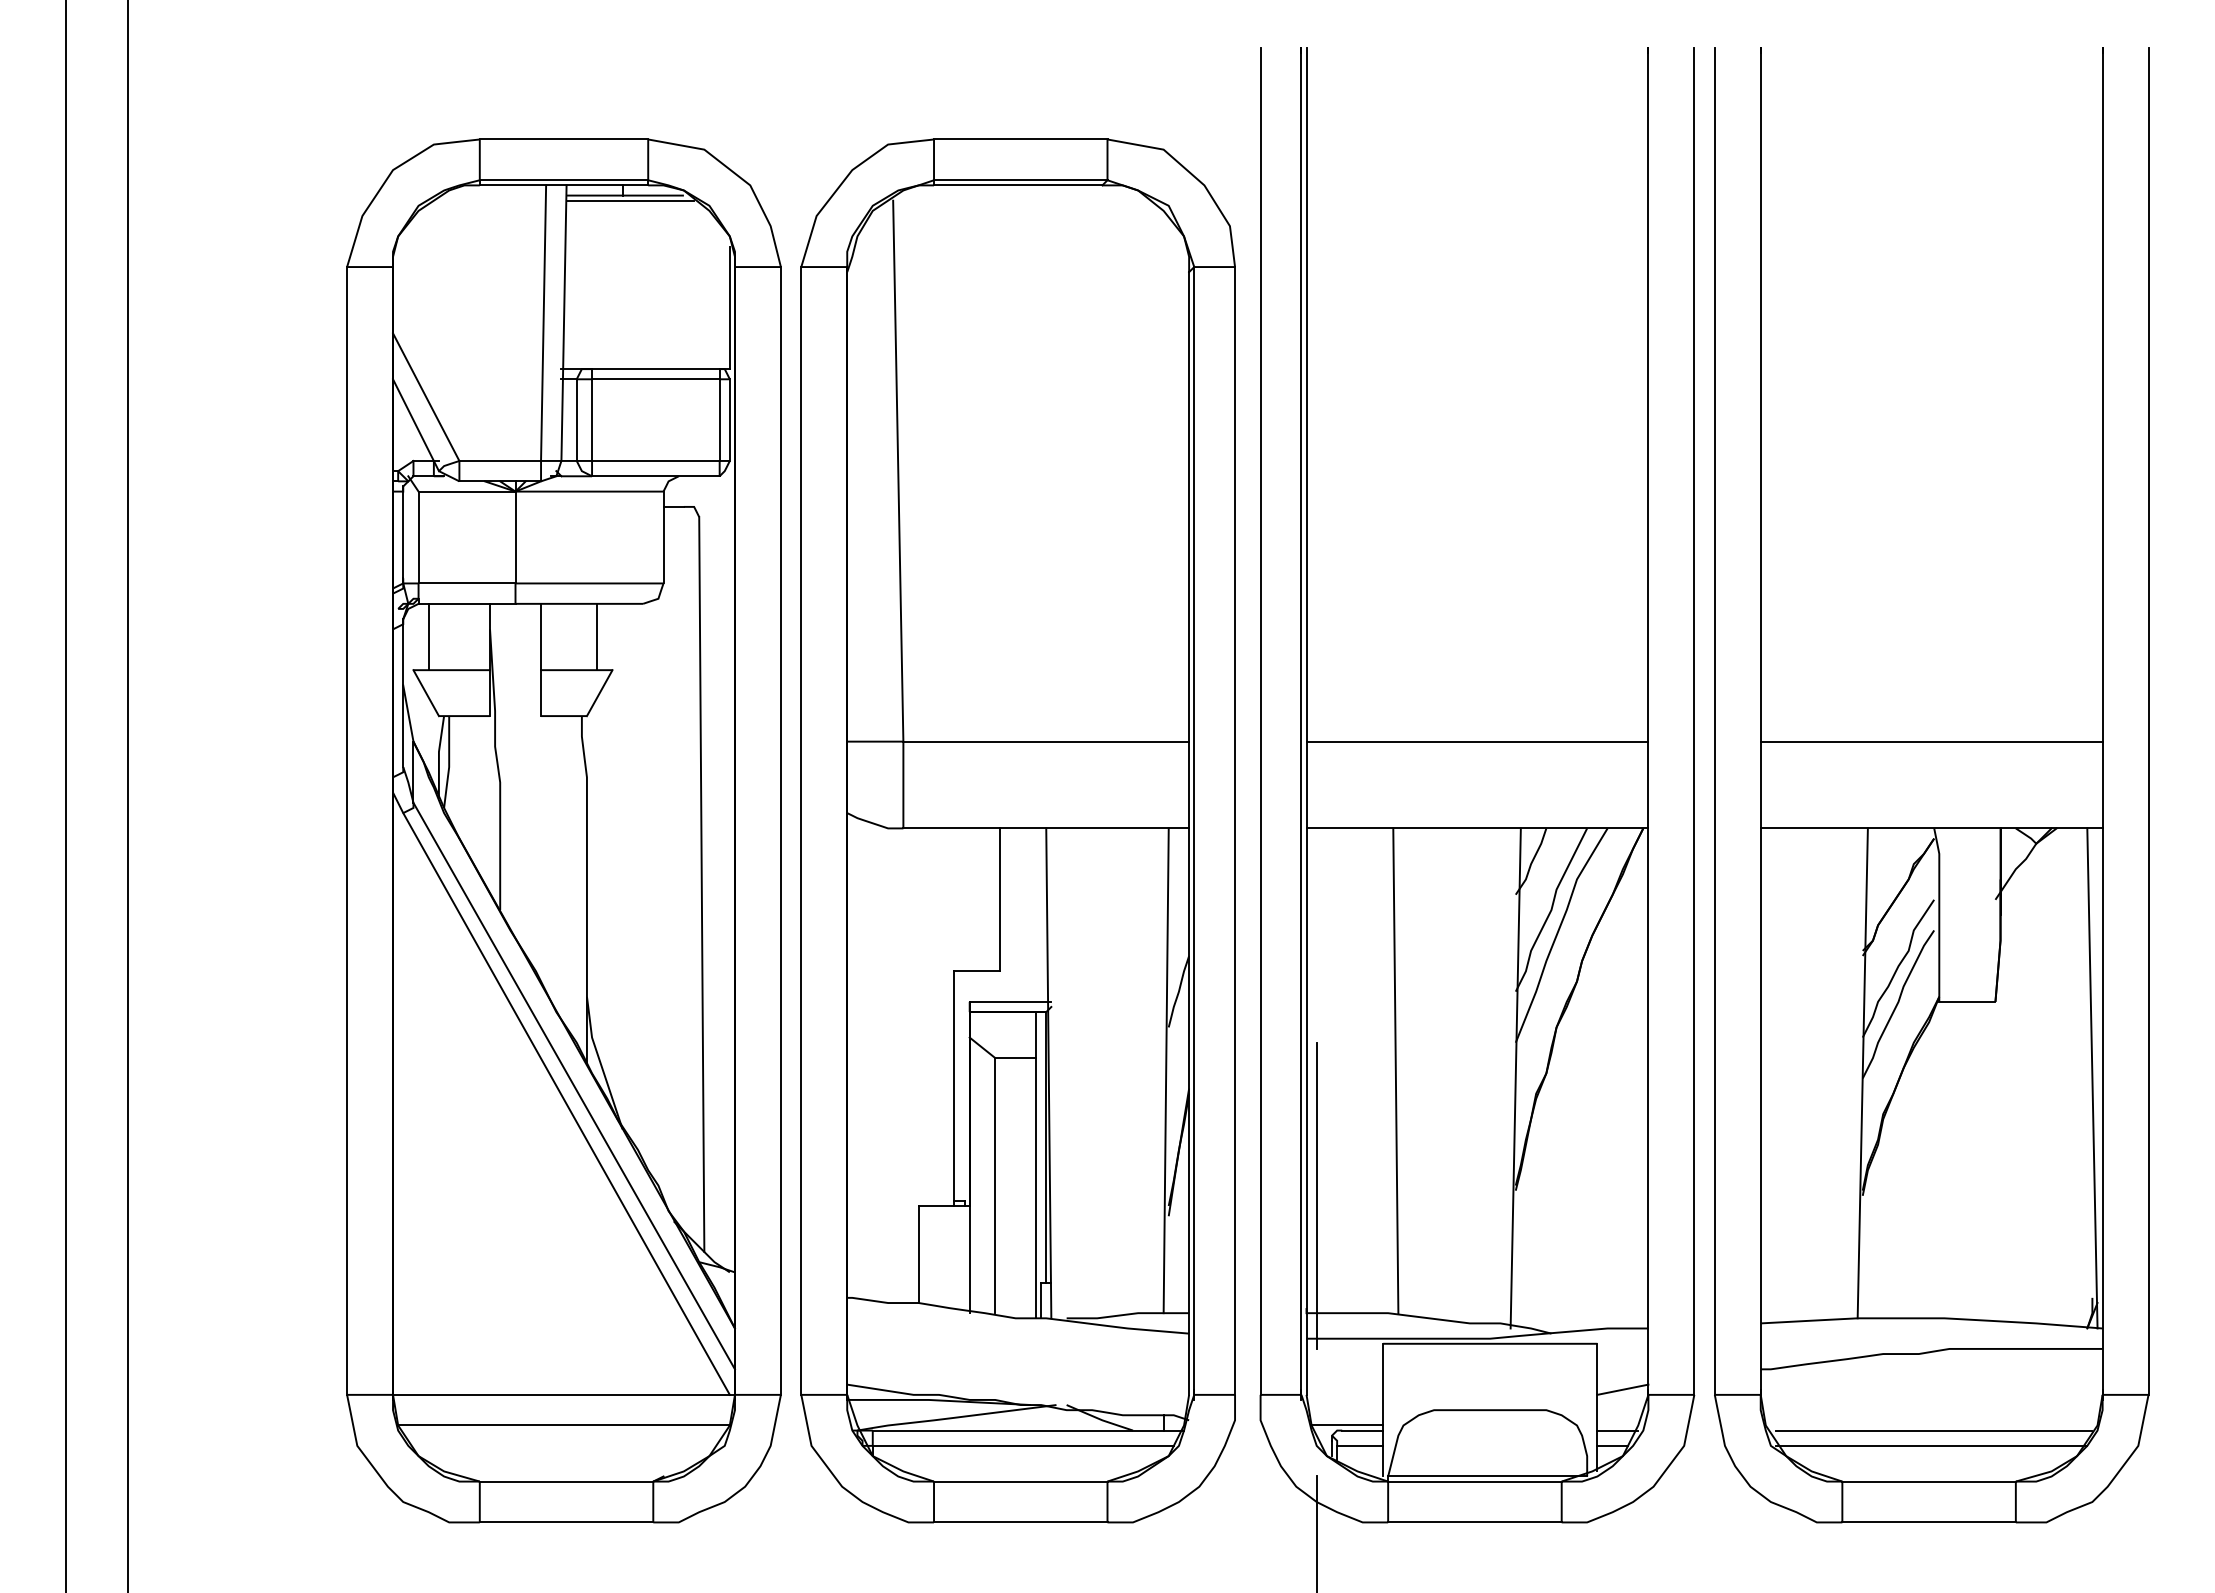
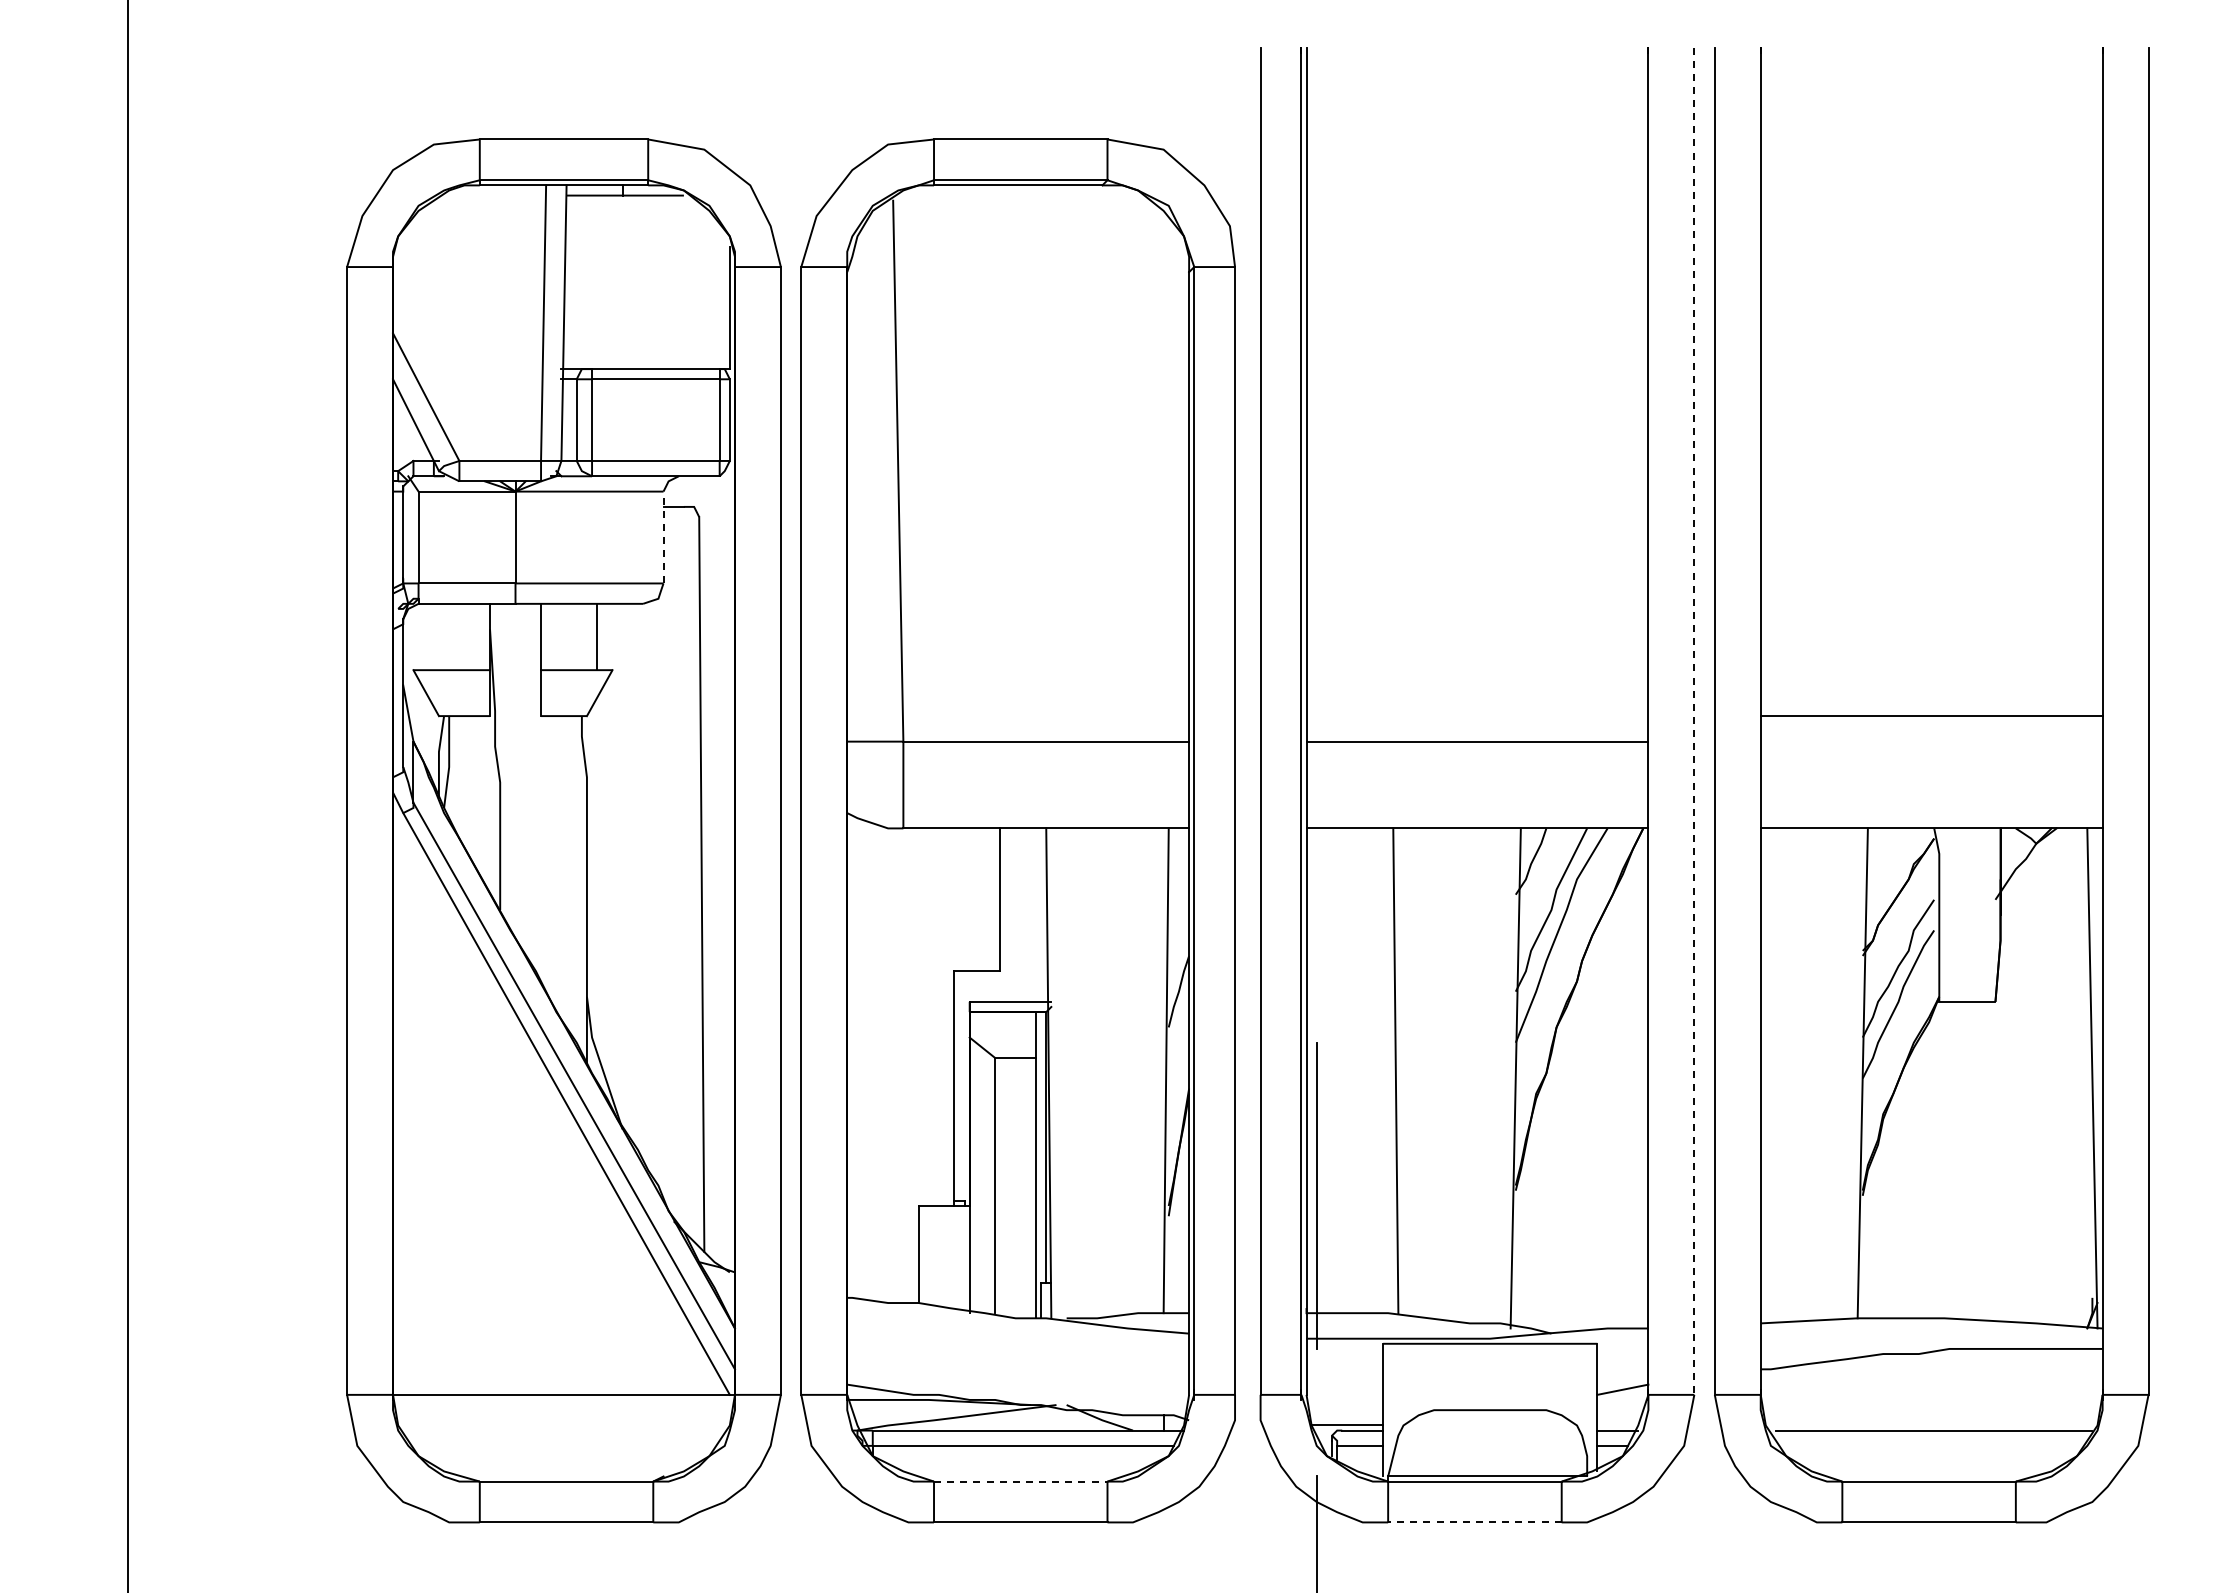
line: present -> none (630, 200)
line: solid -> dashed (663, 537)
line: present -> none (428, 636)
line: solid -> dashed (1694, 721)
line position: (1931, 741) -> (1931, 715) (1931, 715)
line: present -> none (66, 795)
line: present -> none (563, 1425)
line: present -> none (1931, 1445)
line: solid -> dashed (1020, 1481)
line: solid -> dashed (1474, 1522)
